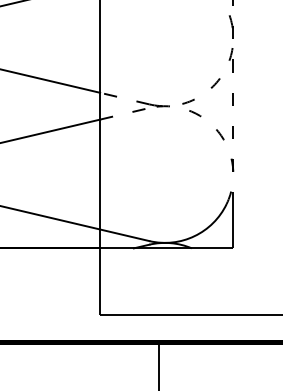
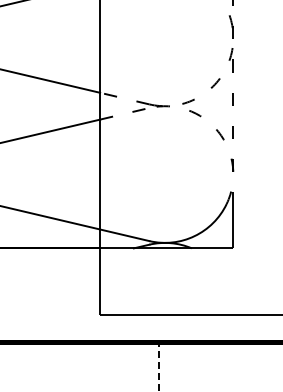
line: solid -> dashed (159, 366)
